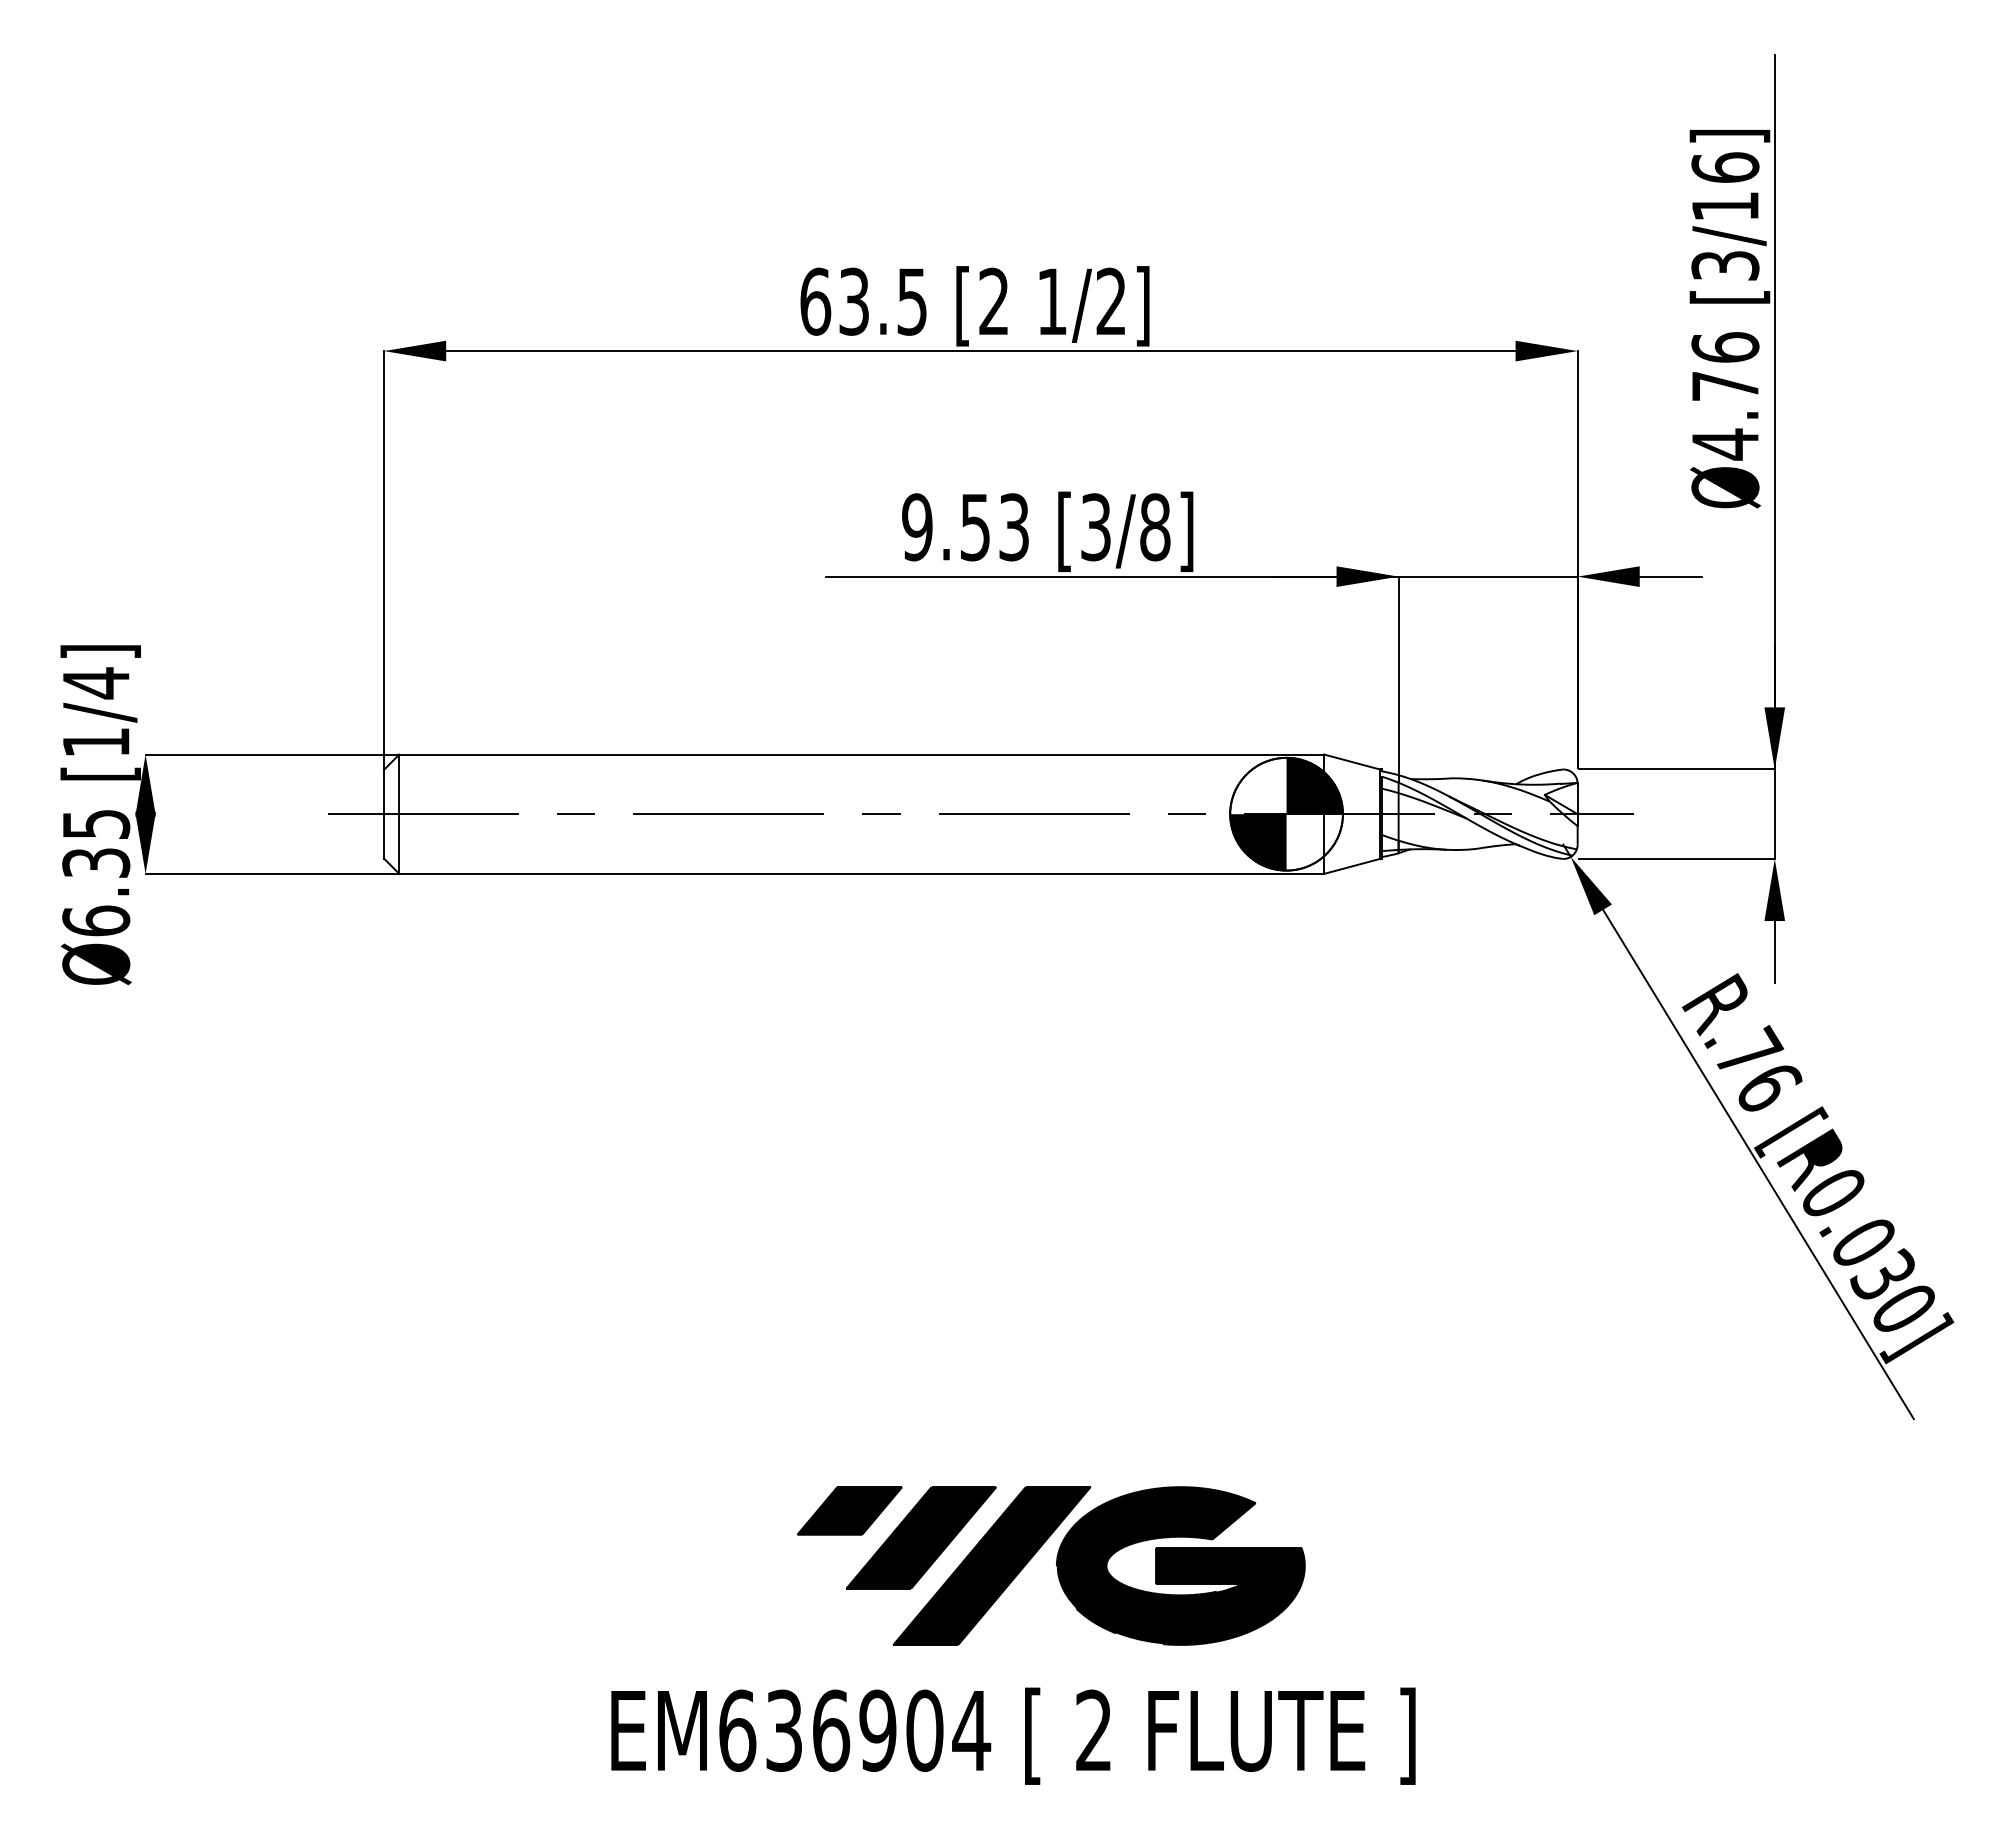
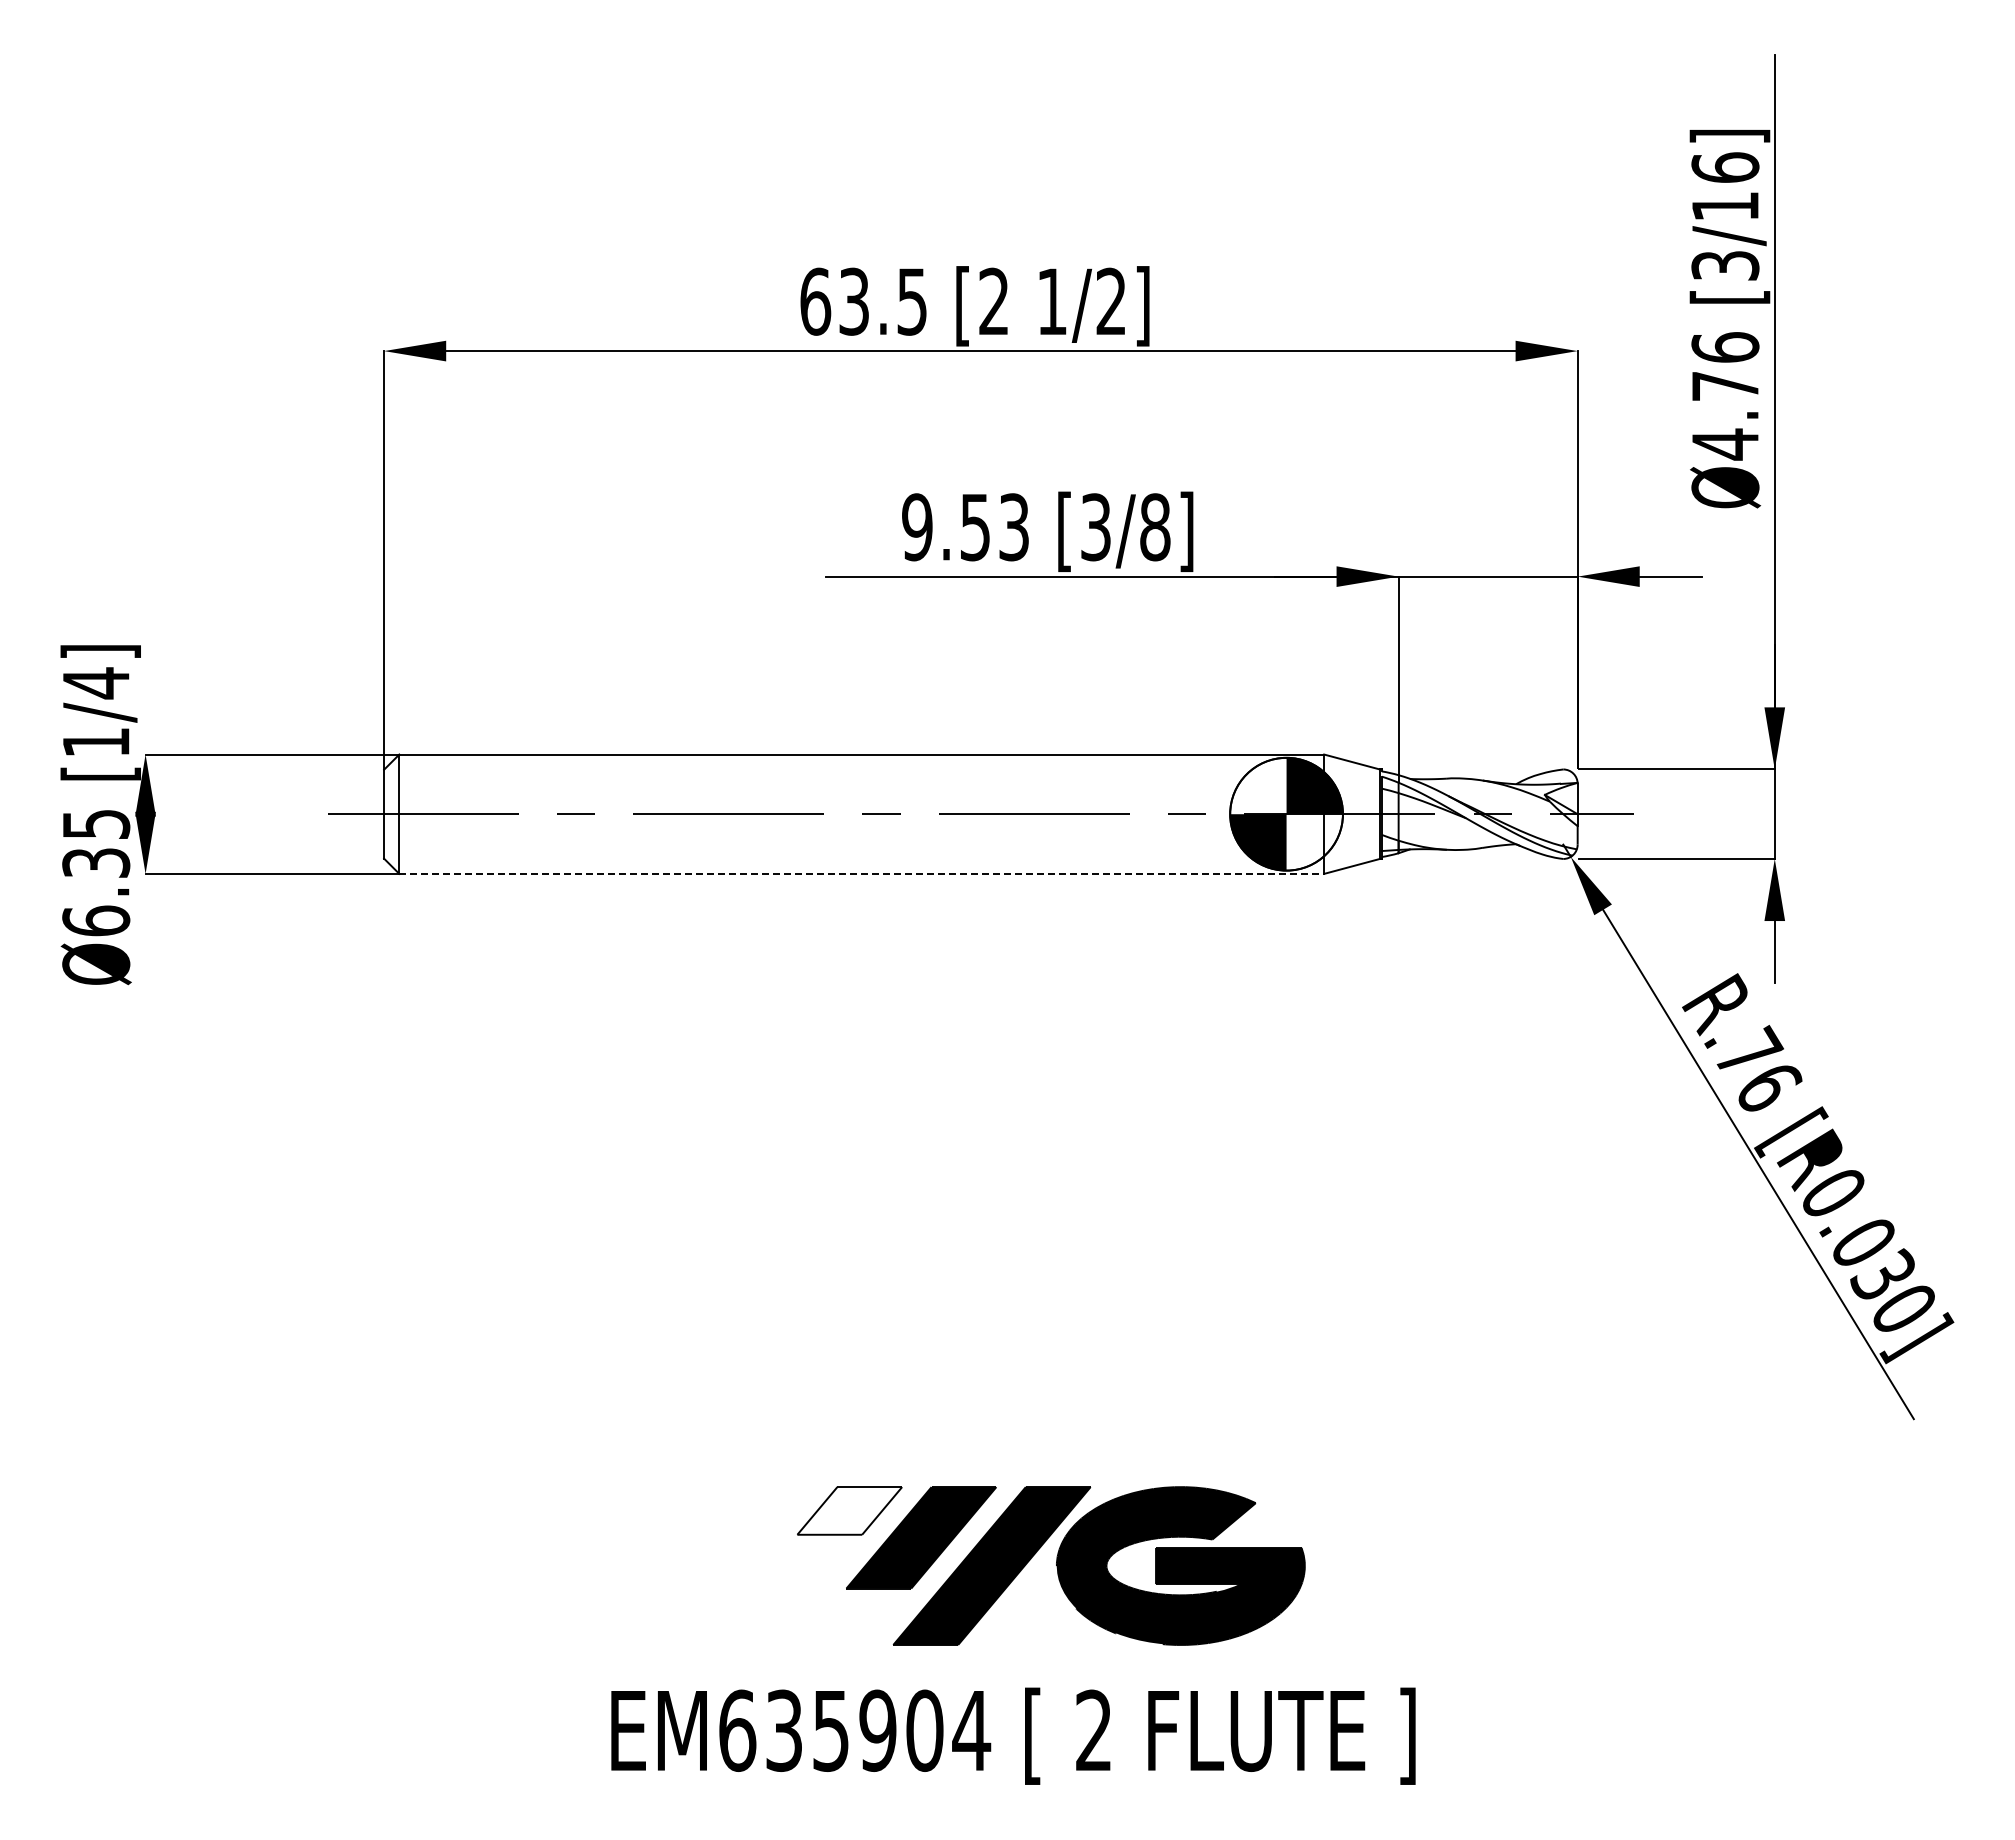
line: solid -> dashed (862, 873)
fill: present -> none (849, 1510)
text: EM636904 -> EM635904 (831, 1730)
